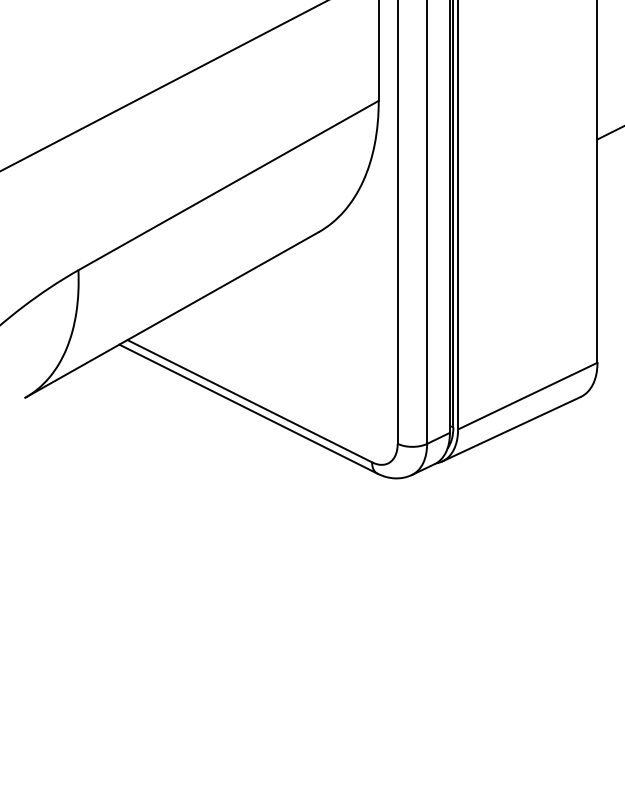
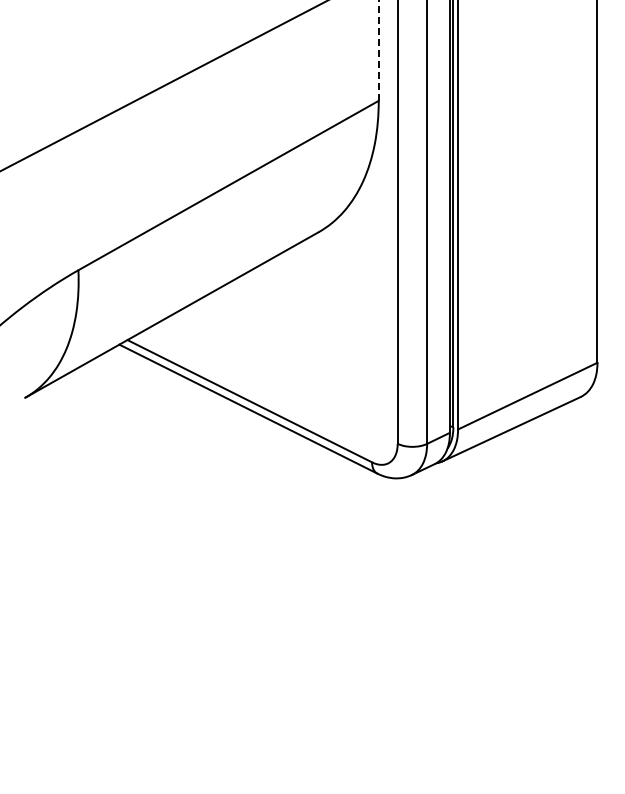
line: solid -> dashed (378, 50)
line: present -> none (609, 133)
